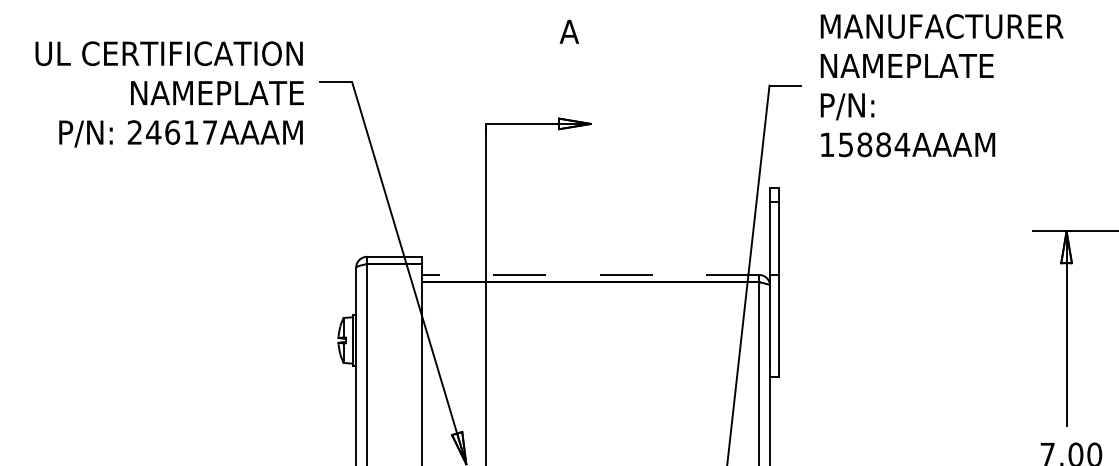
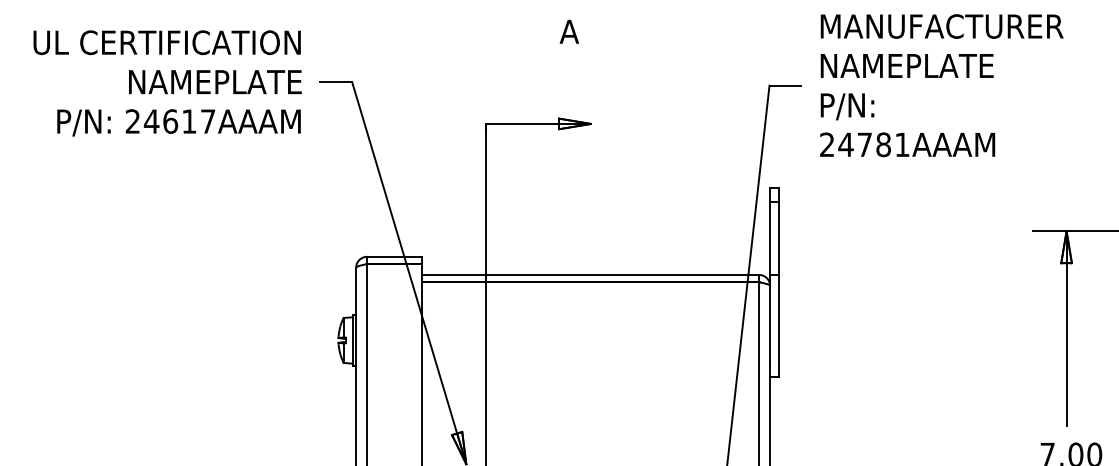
text position: (169, 94) -> (167, 83) (167, 83)
text: 15884AAAM -> 24781AAAM (865, 144)
line: dashed -> solid (590, 274)
